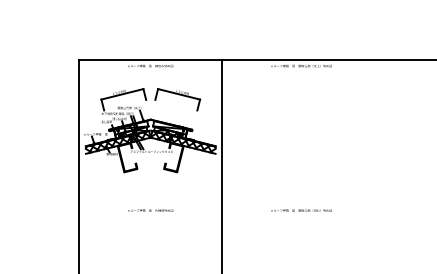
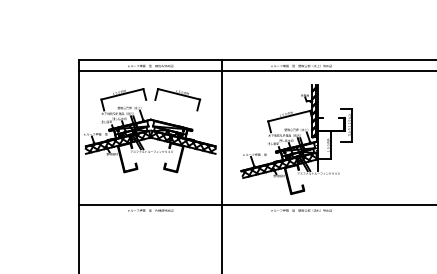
line: none -> present (256, 71)
part: none -> present (296, 139)
line: none -> present (256, 204)
